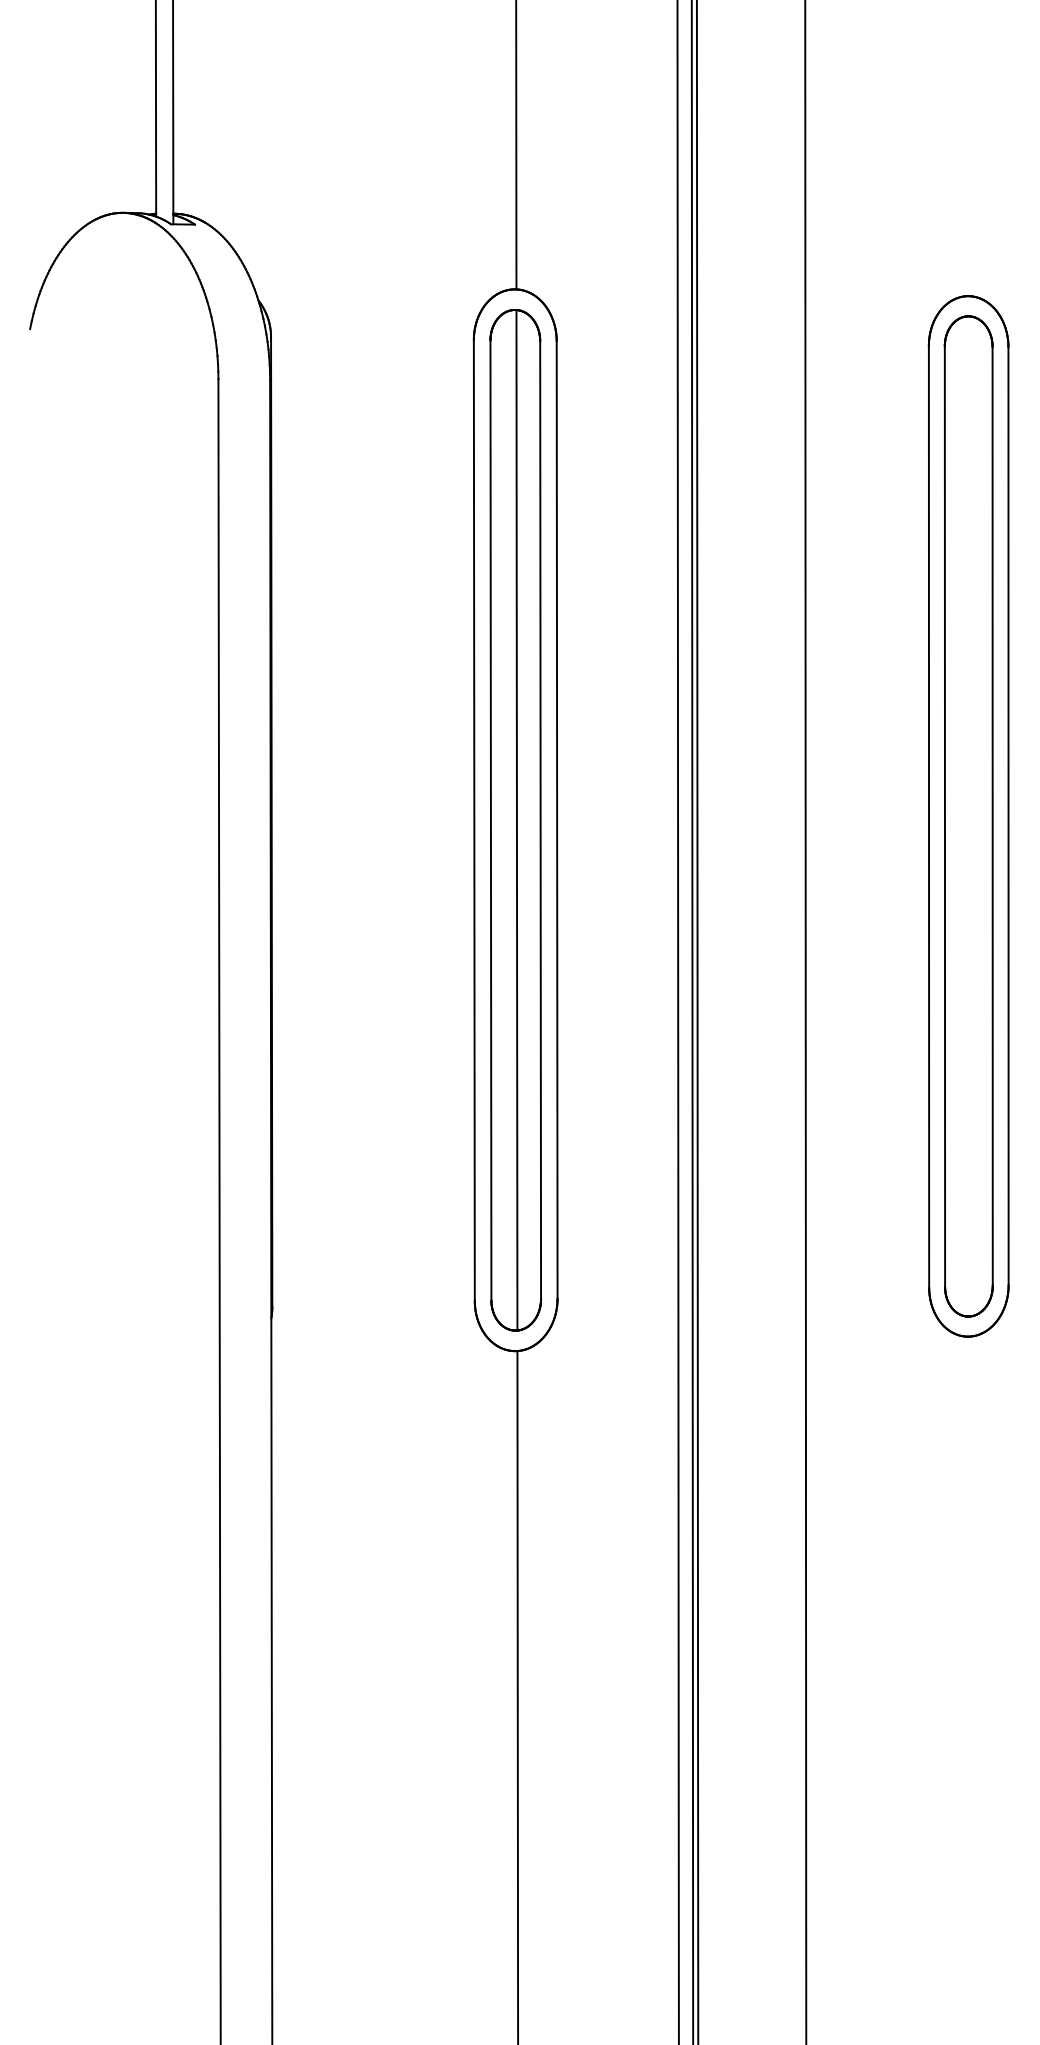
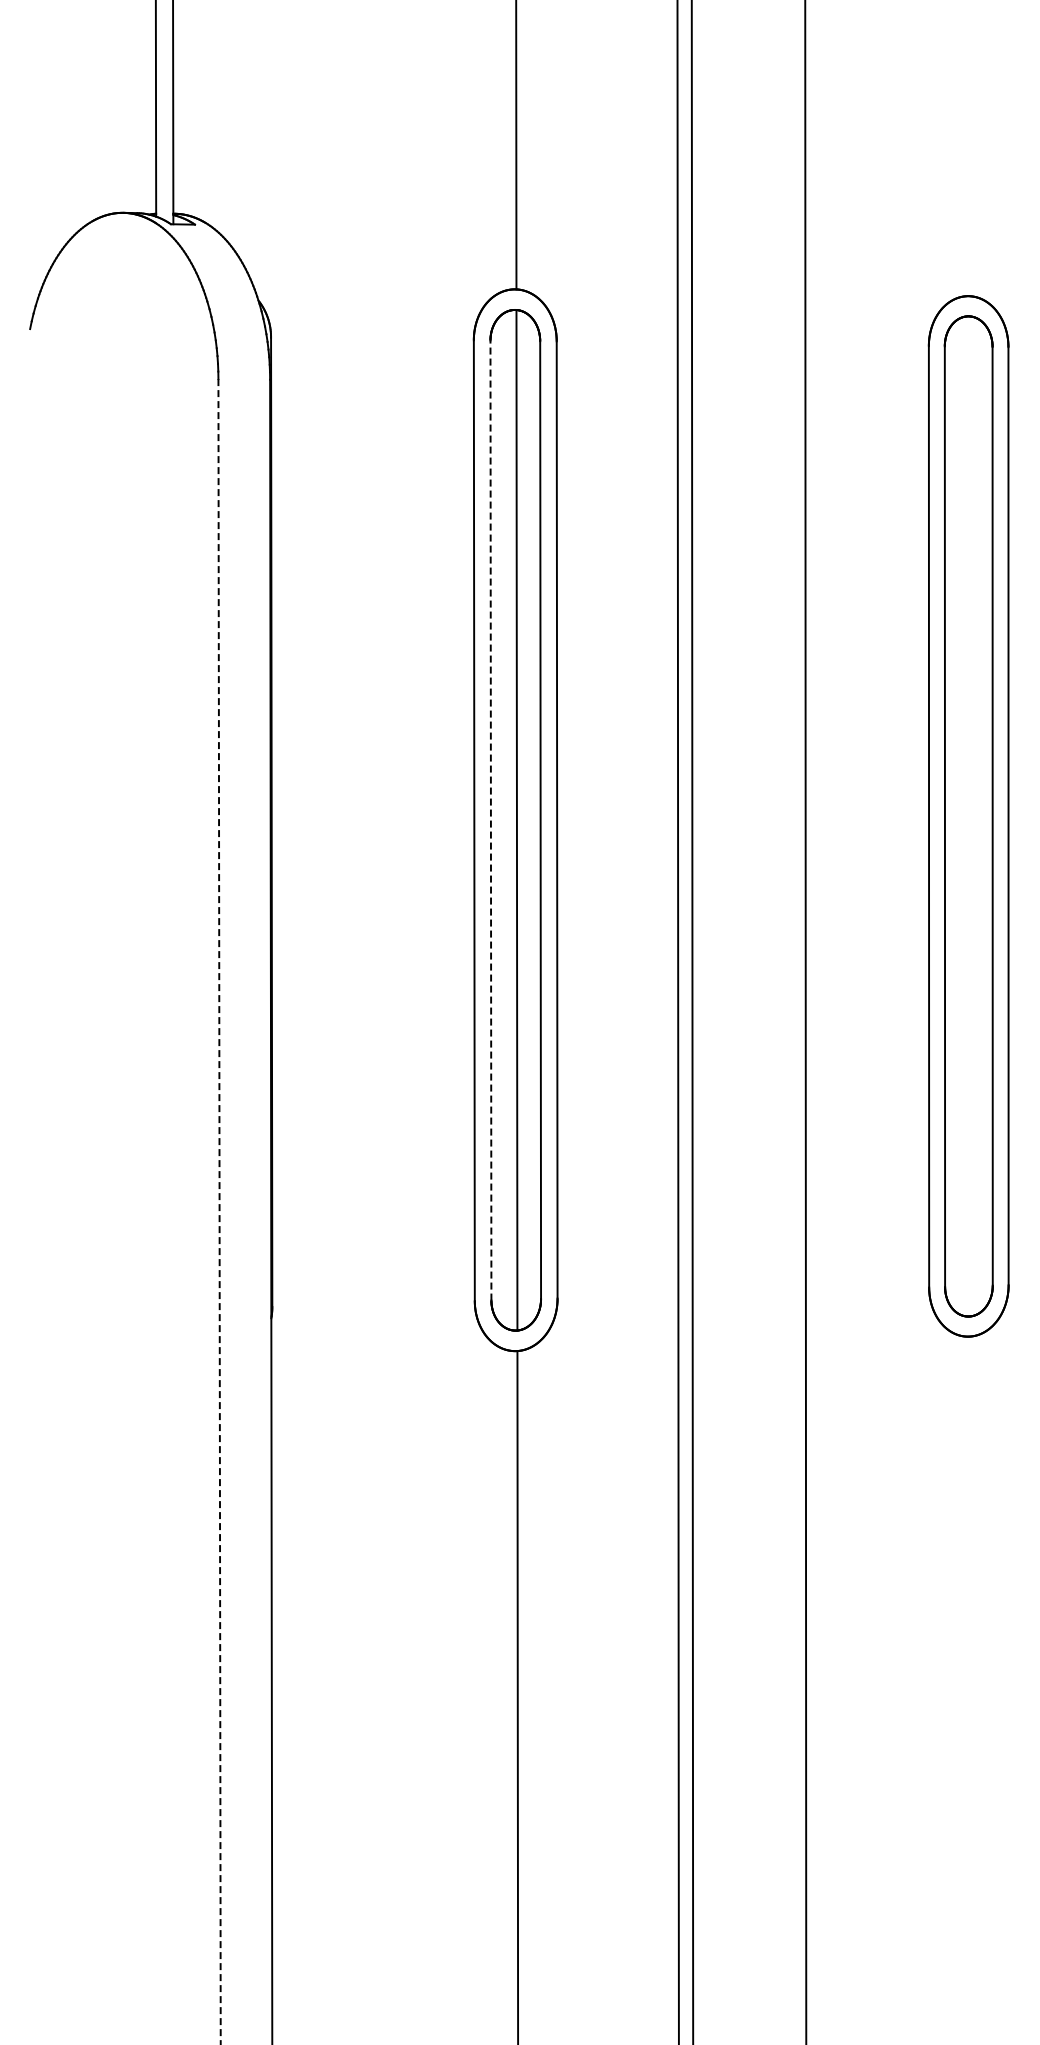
line: solid -> dashed (490, 820)
line: present -> none (697, 1021)
line: solid -> dashed (219, 1212)
